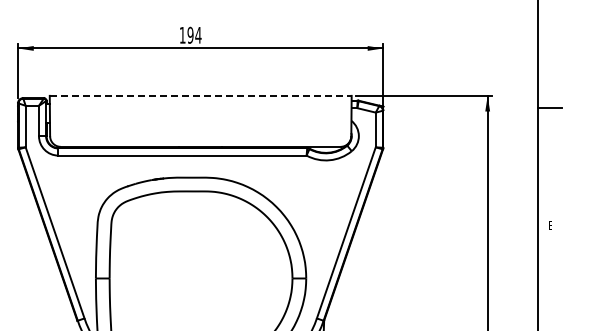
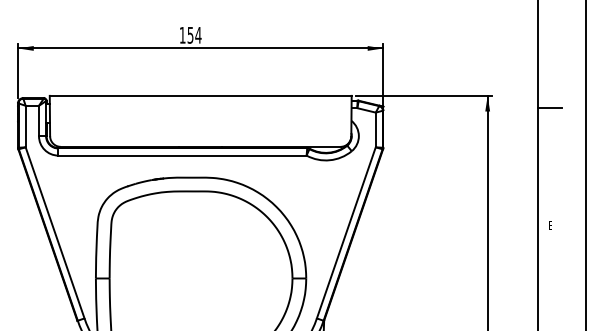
text: 194 -> 154 (190, 34)
line: dashed -> solid (200, 95)
line: none -> present (585, 164)
